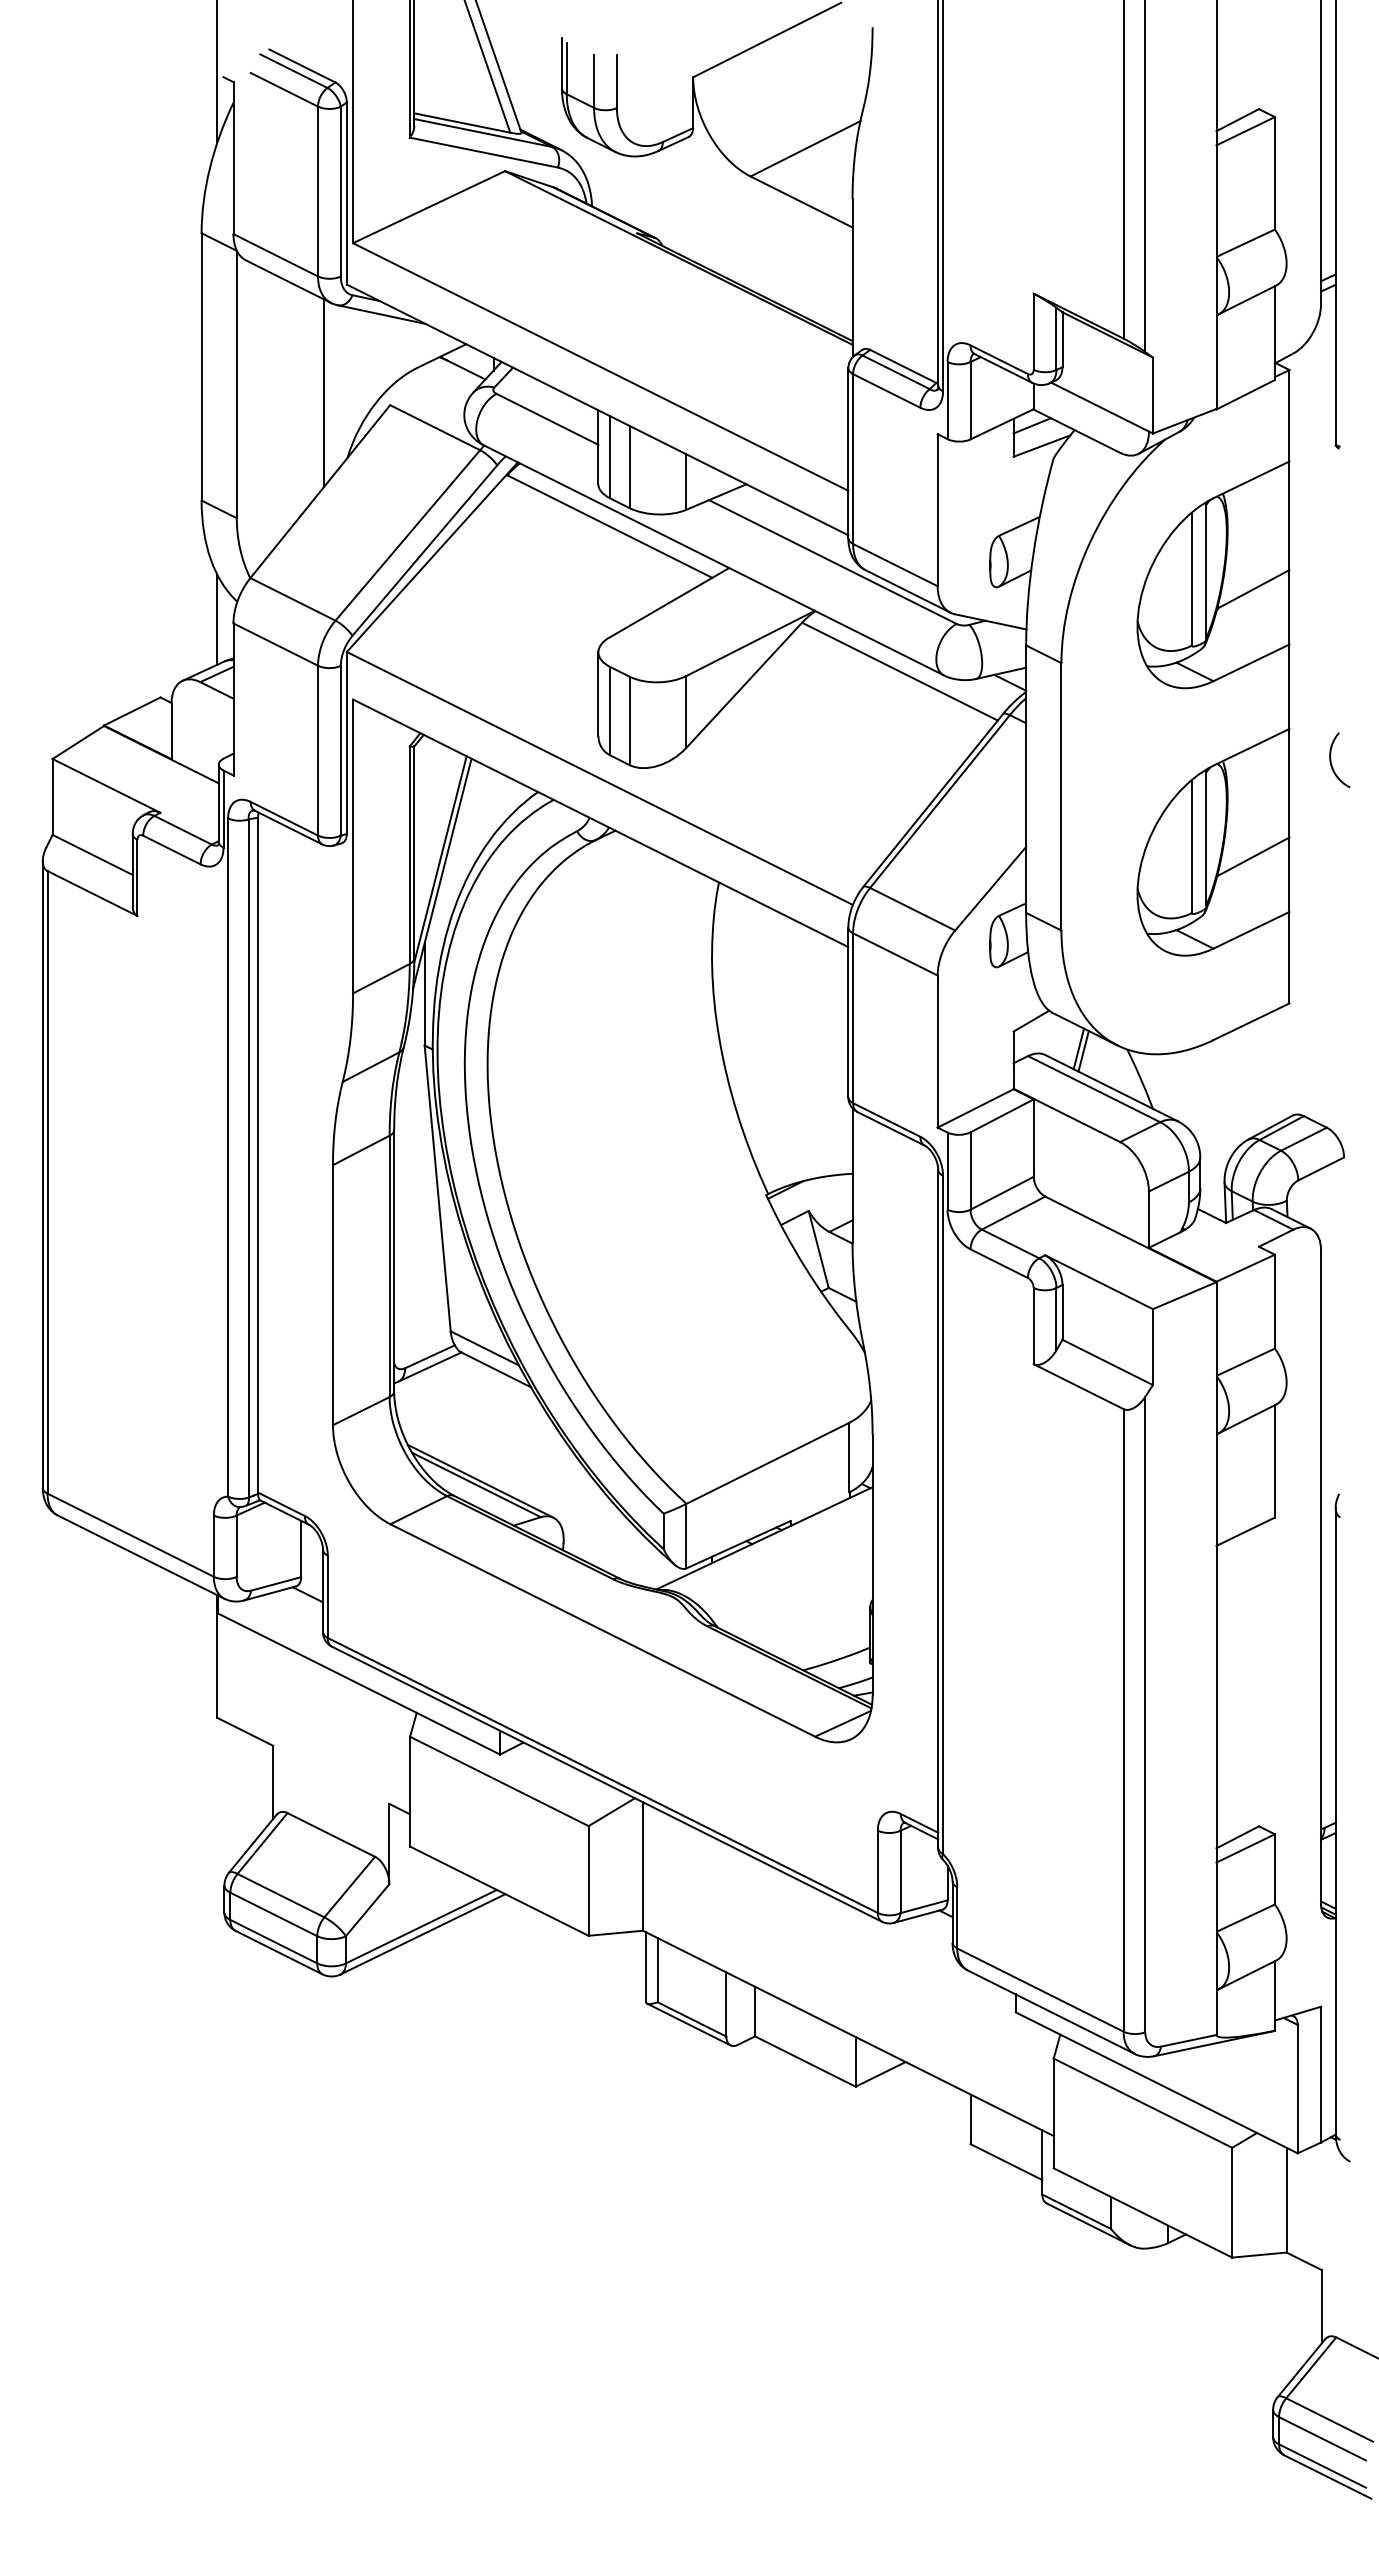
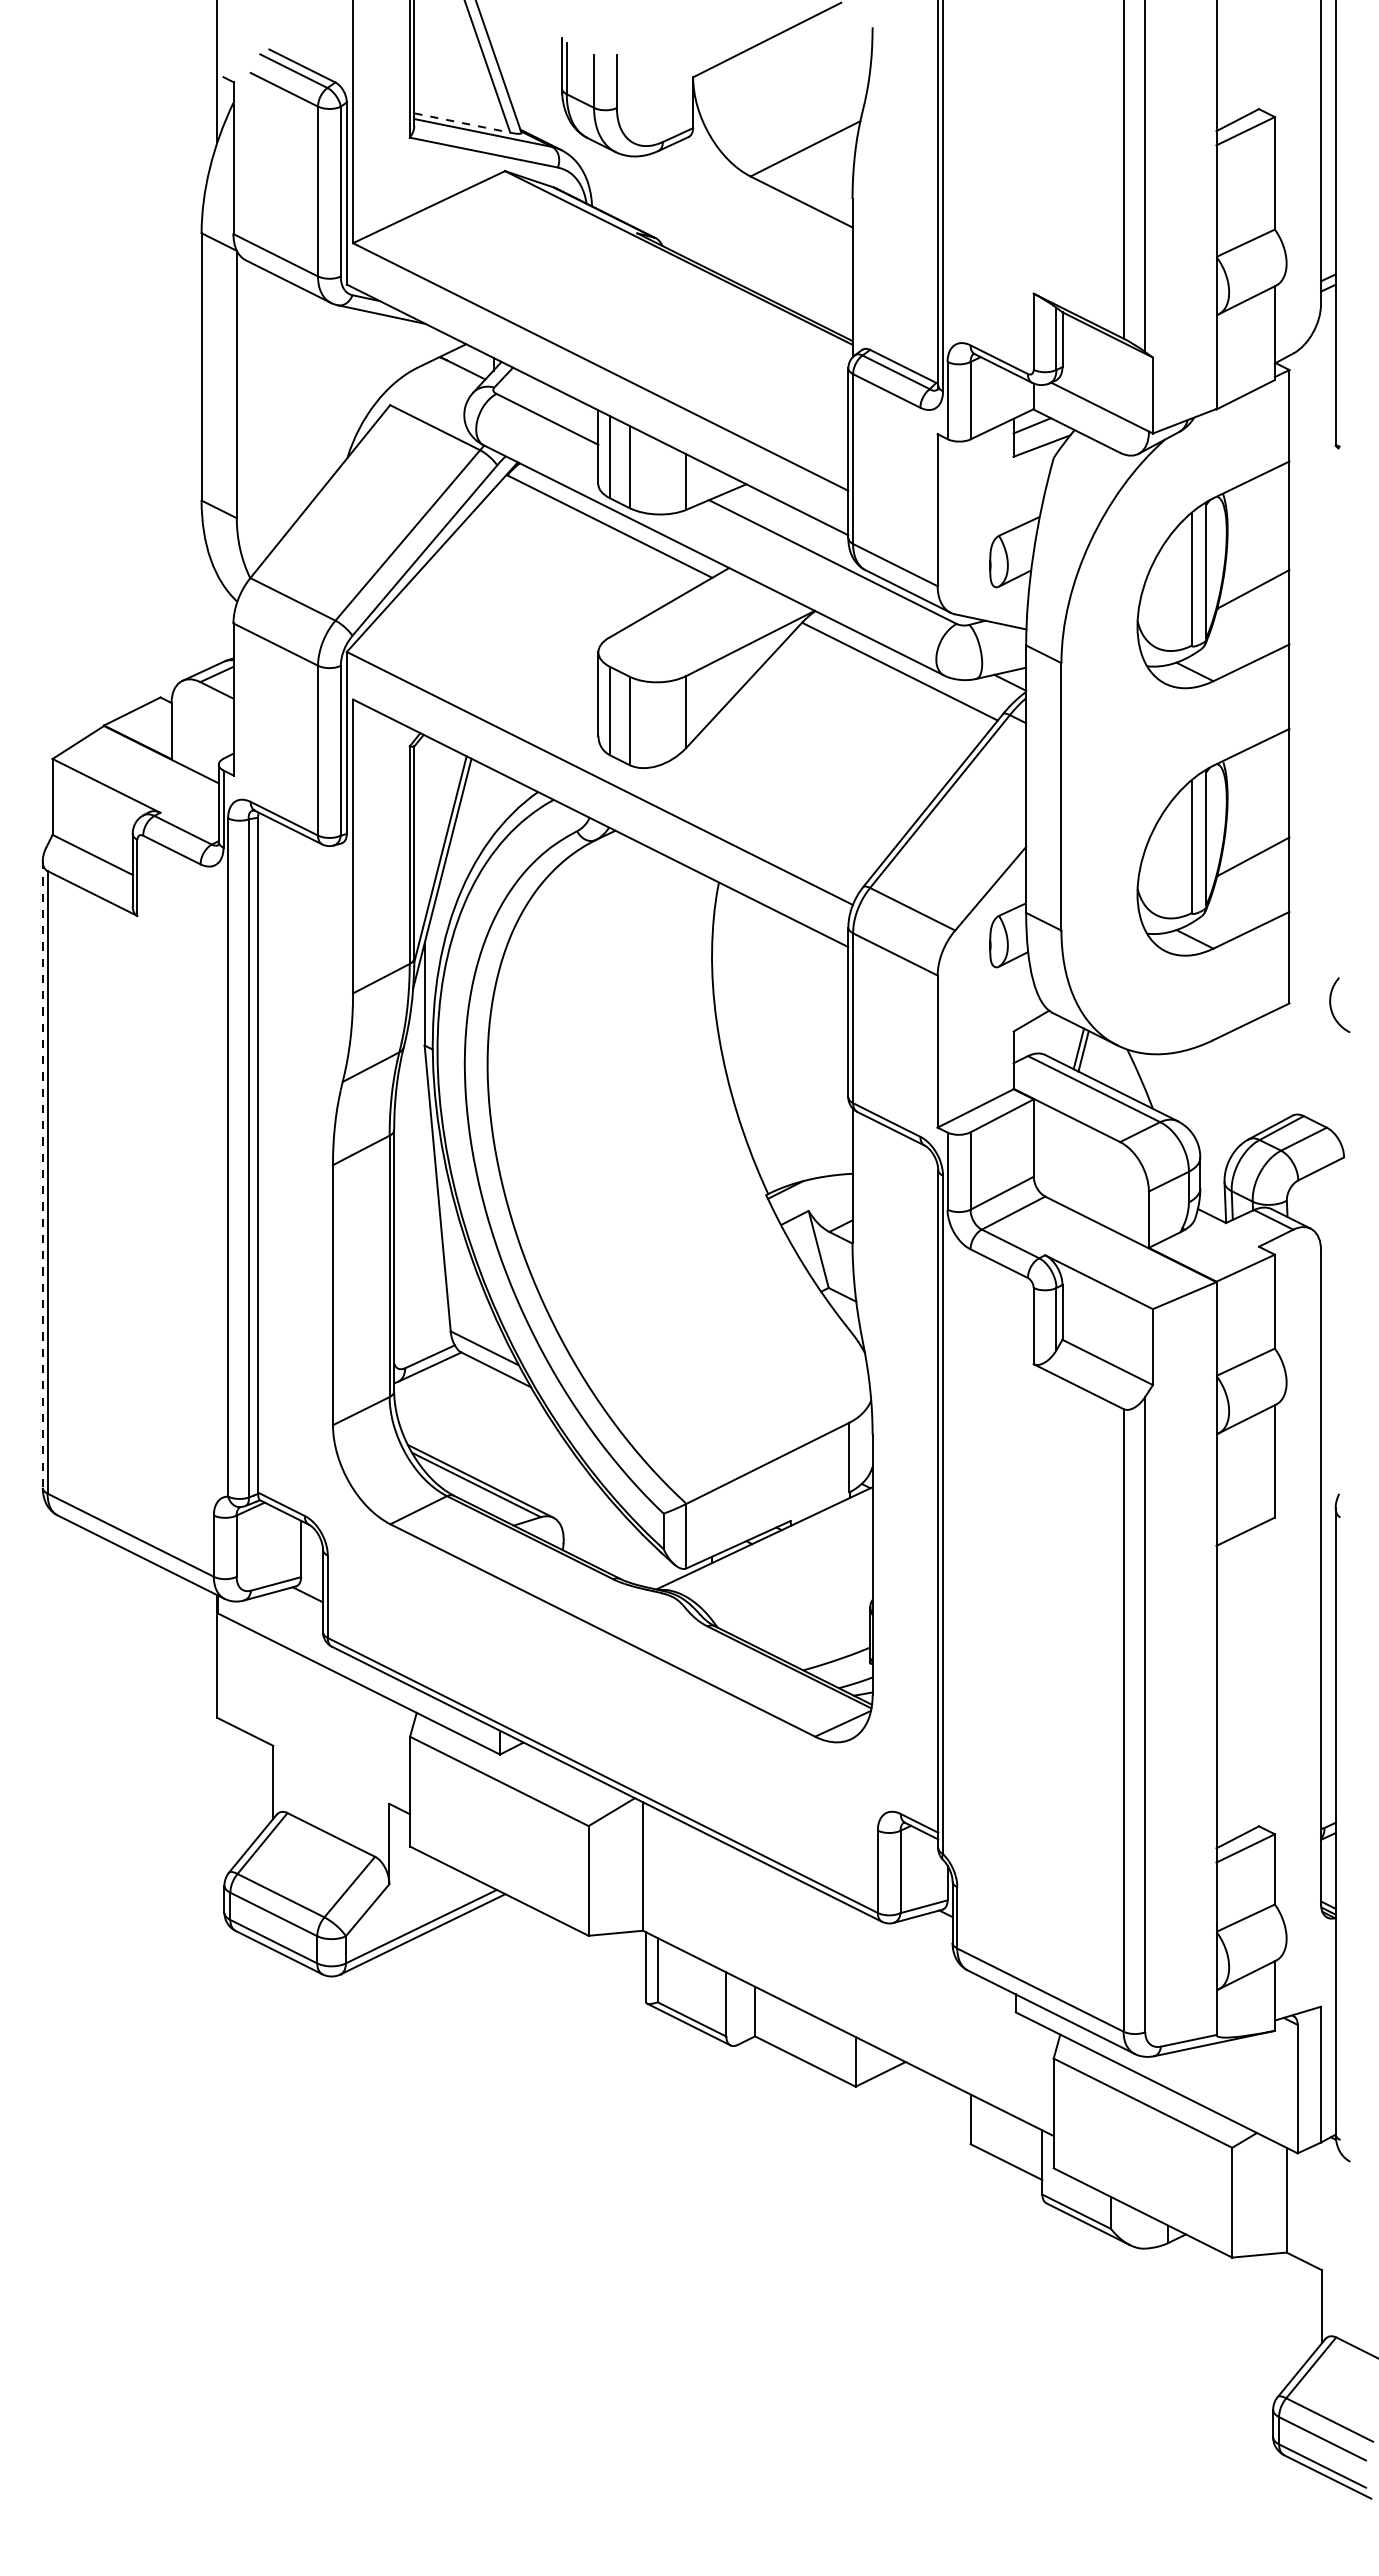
line: solid -> dashed (462, 123)
line: present -> none (324, 393)
line: present -> none (217, 619)
curve position: (1331, 760) -> (1331, 1005) (1331, 1005)
line: solid -> dashed (42, 1175)
